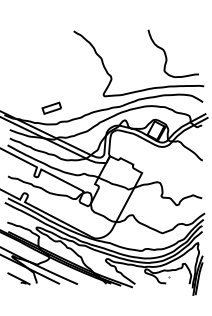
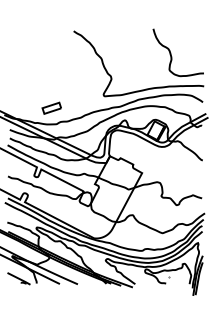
curve position: (166, 54) -> (171, 53) (171, 53)
